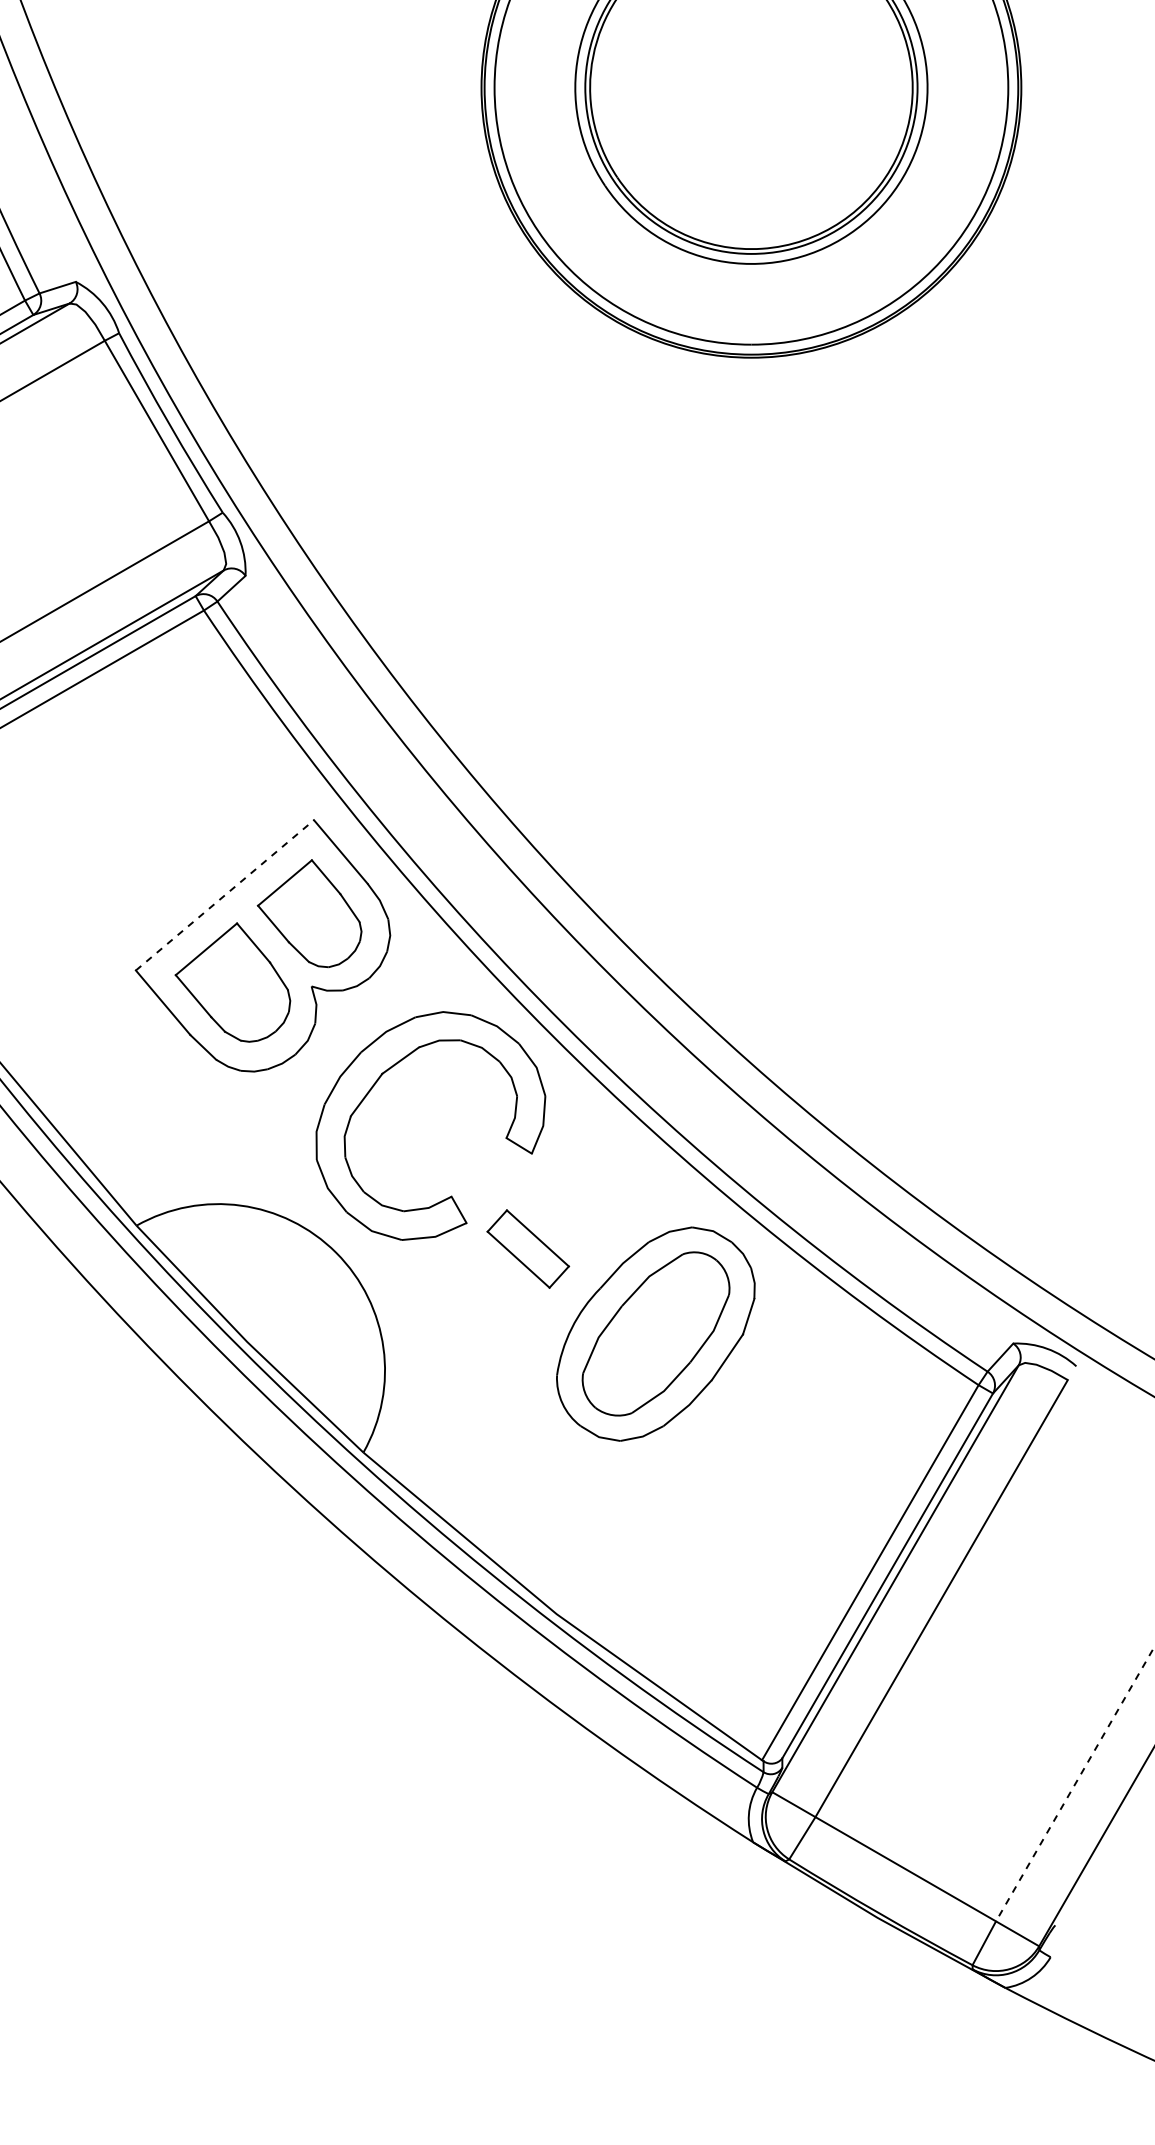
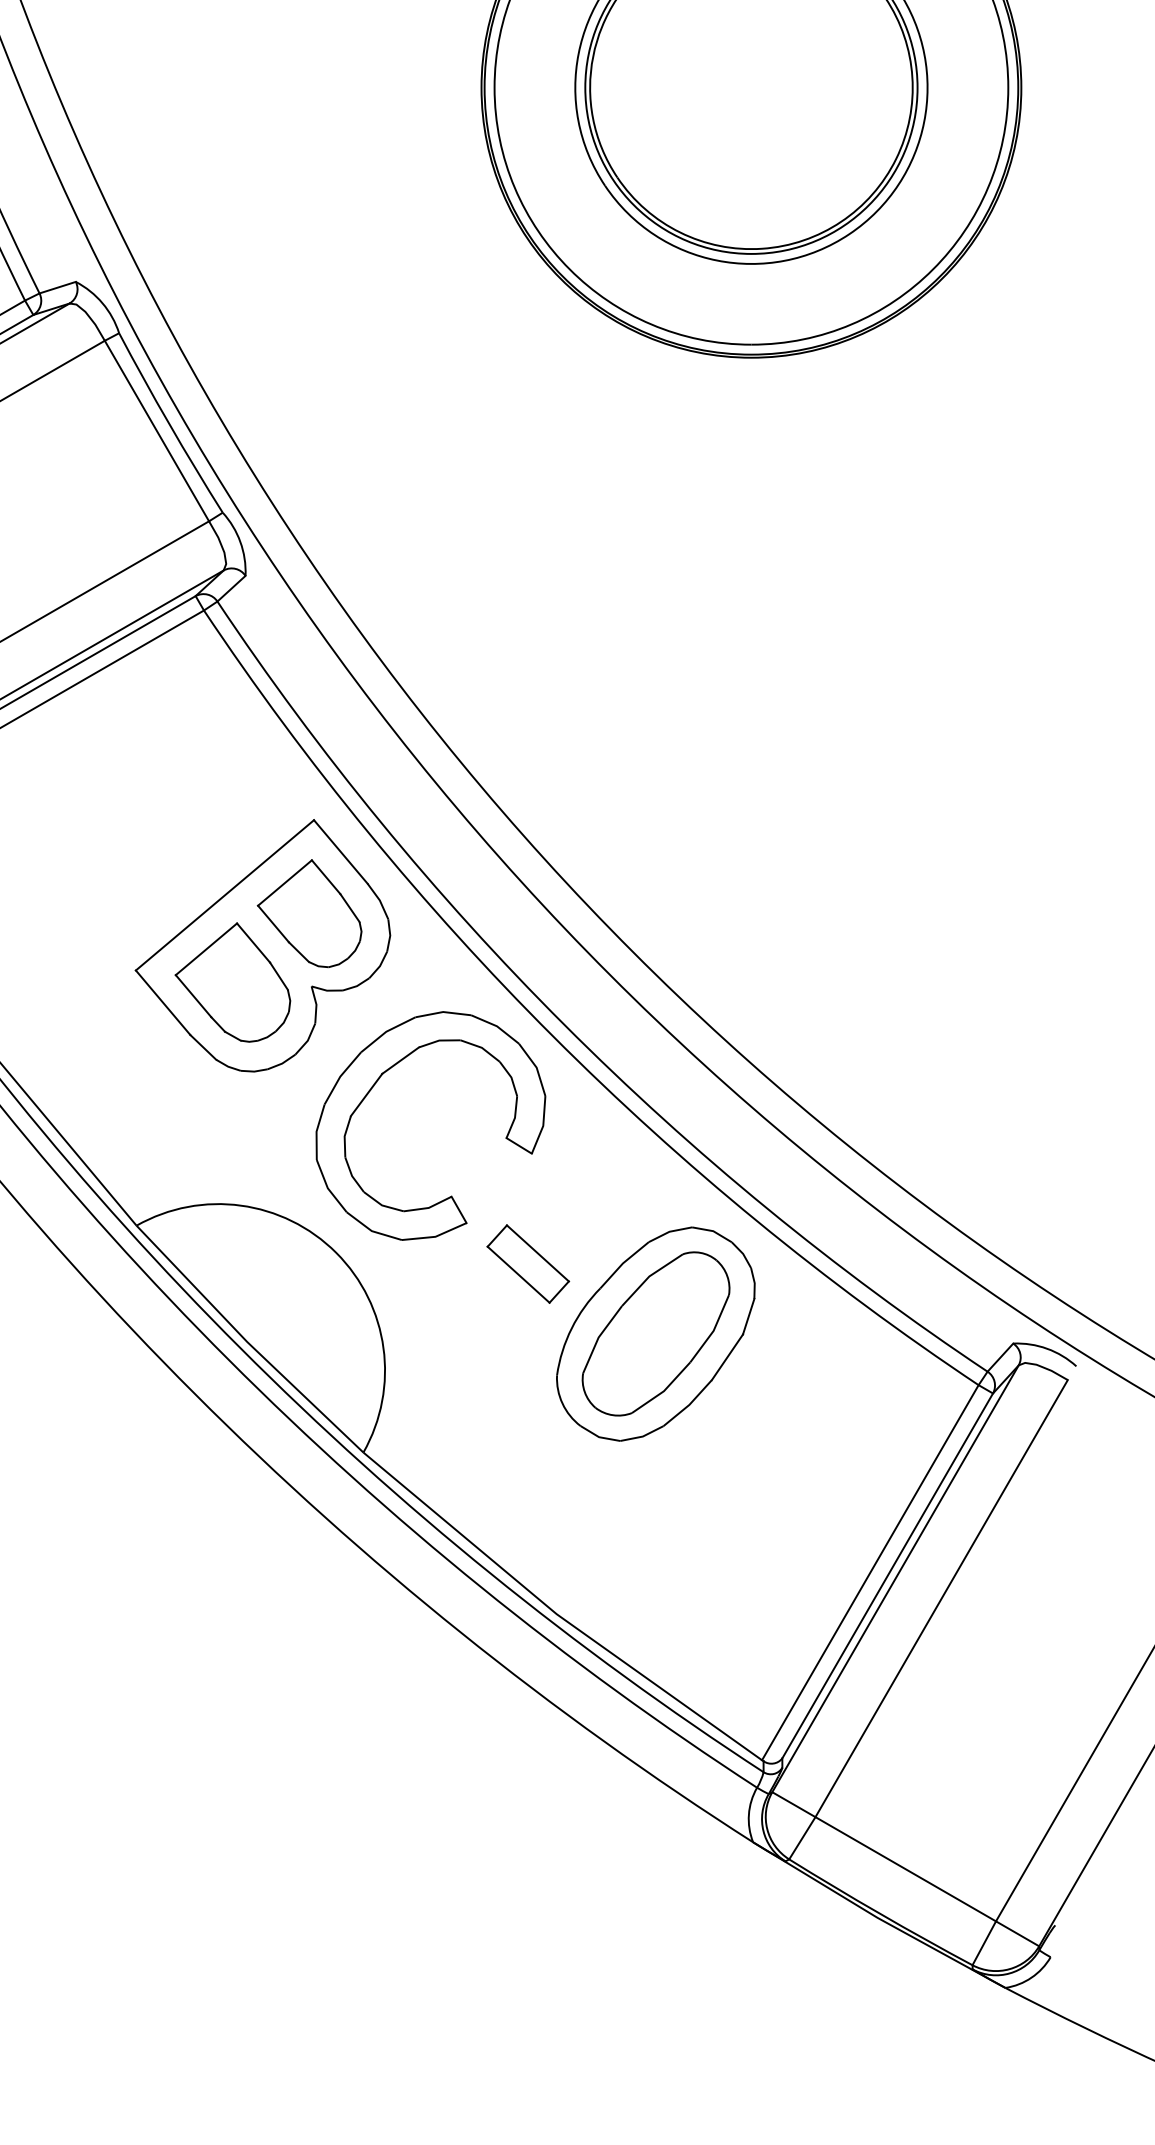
line: dashed -> solid (224, 895)
part position: (528, 1248) -> (528, 1263) (528, 1263)
line: dashed -> solid (1075, 1783)
